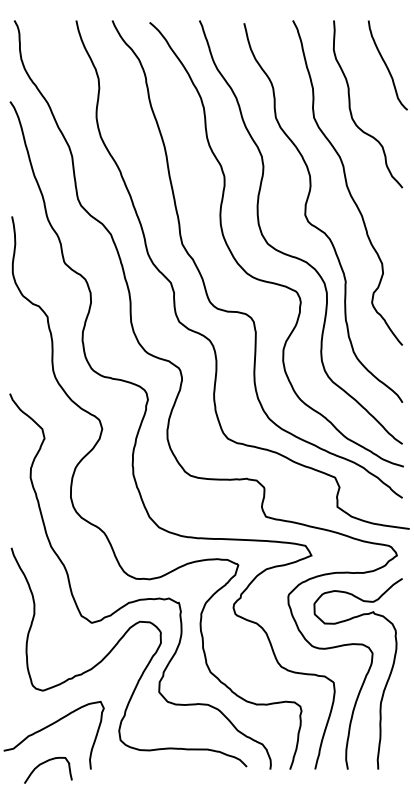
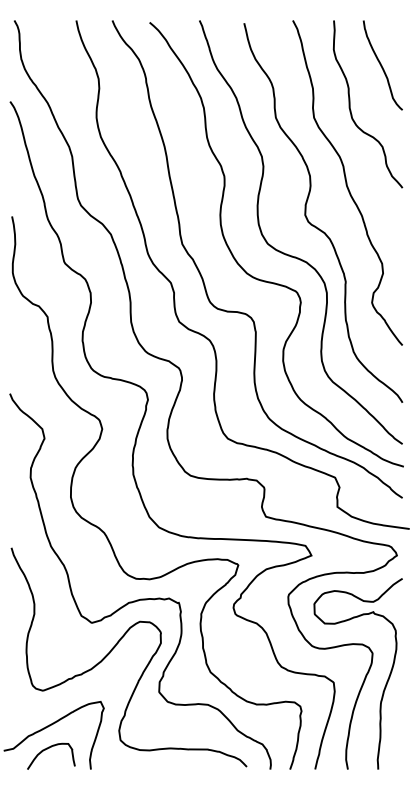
curve position: (387, 65) -> (382, 65) (382, 65)
curve position: (44, 763) -> (47, 749) (47, 749)
